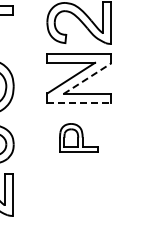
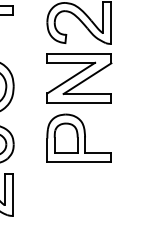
line: dashed -> solid (87, 78)
line: dashed -> solid (79, 103)
part size: 40x30 px -> 66x50 px (78, 137)
